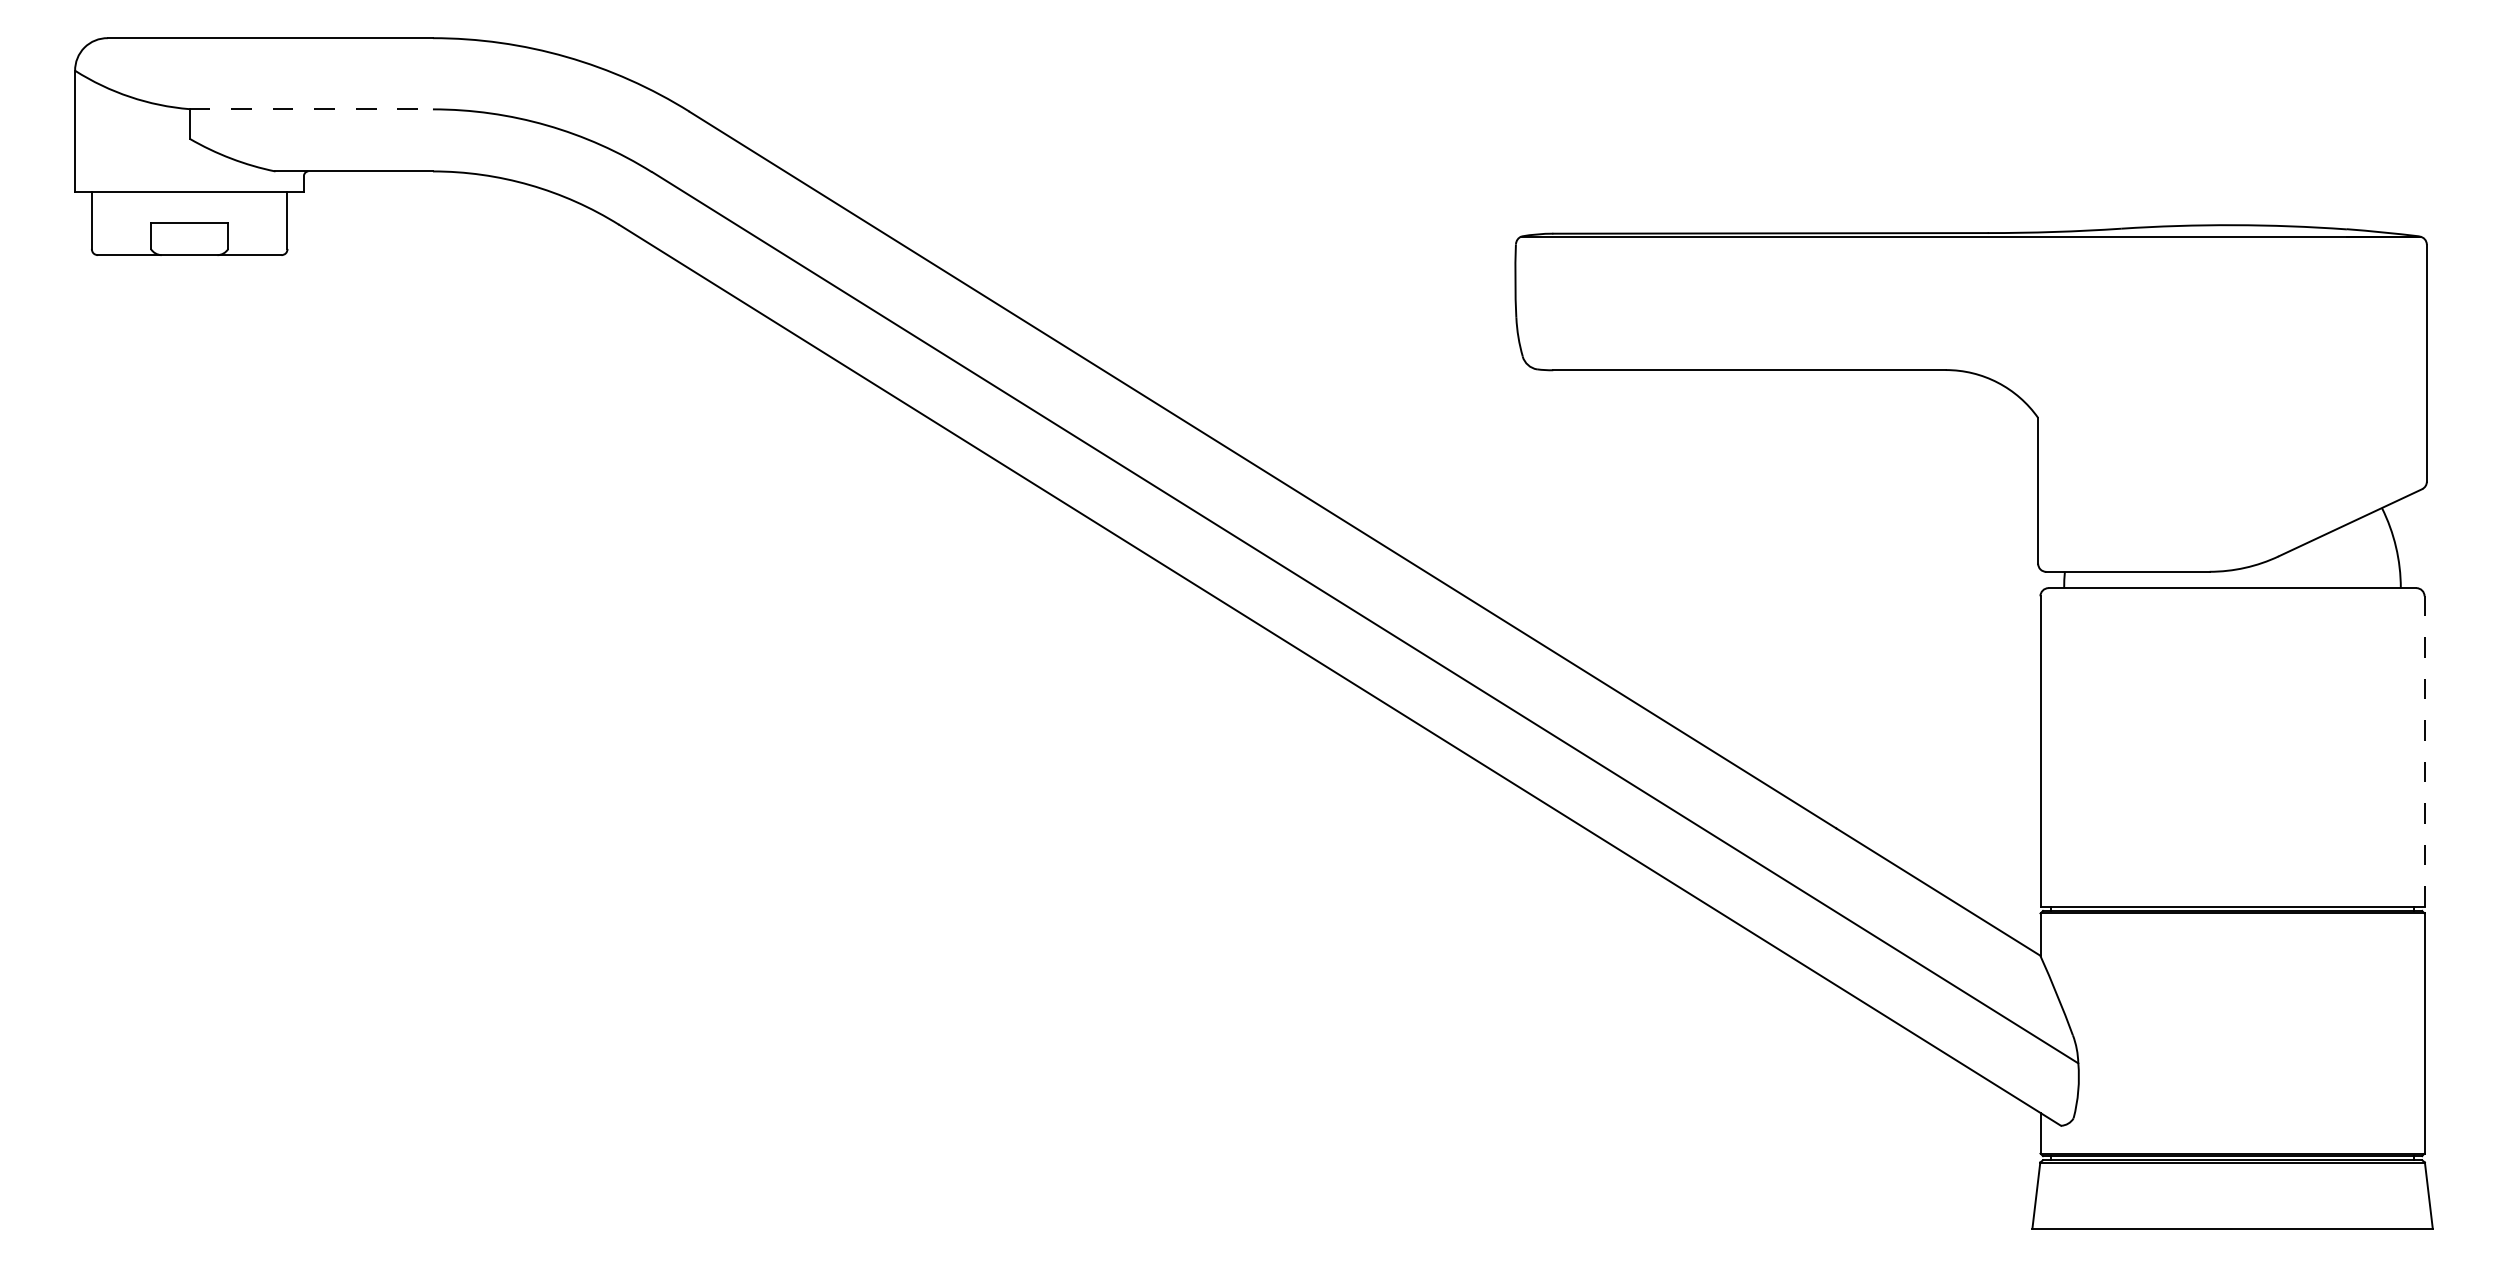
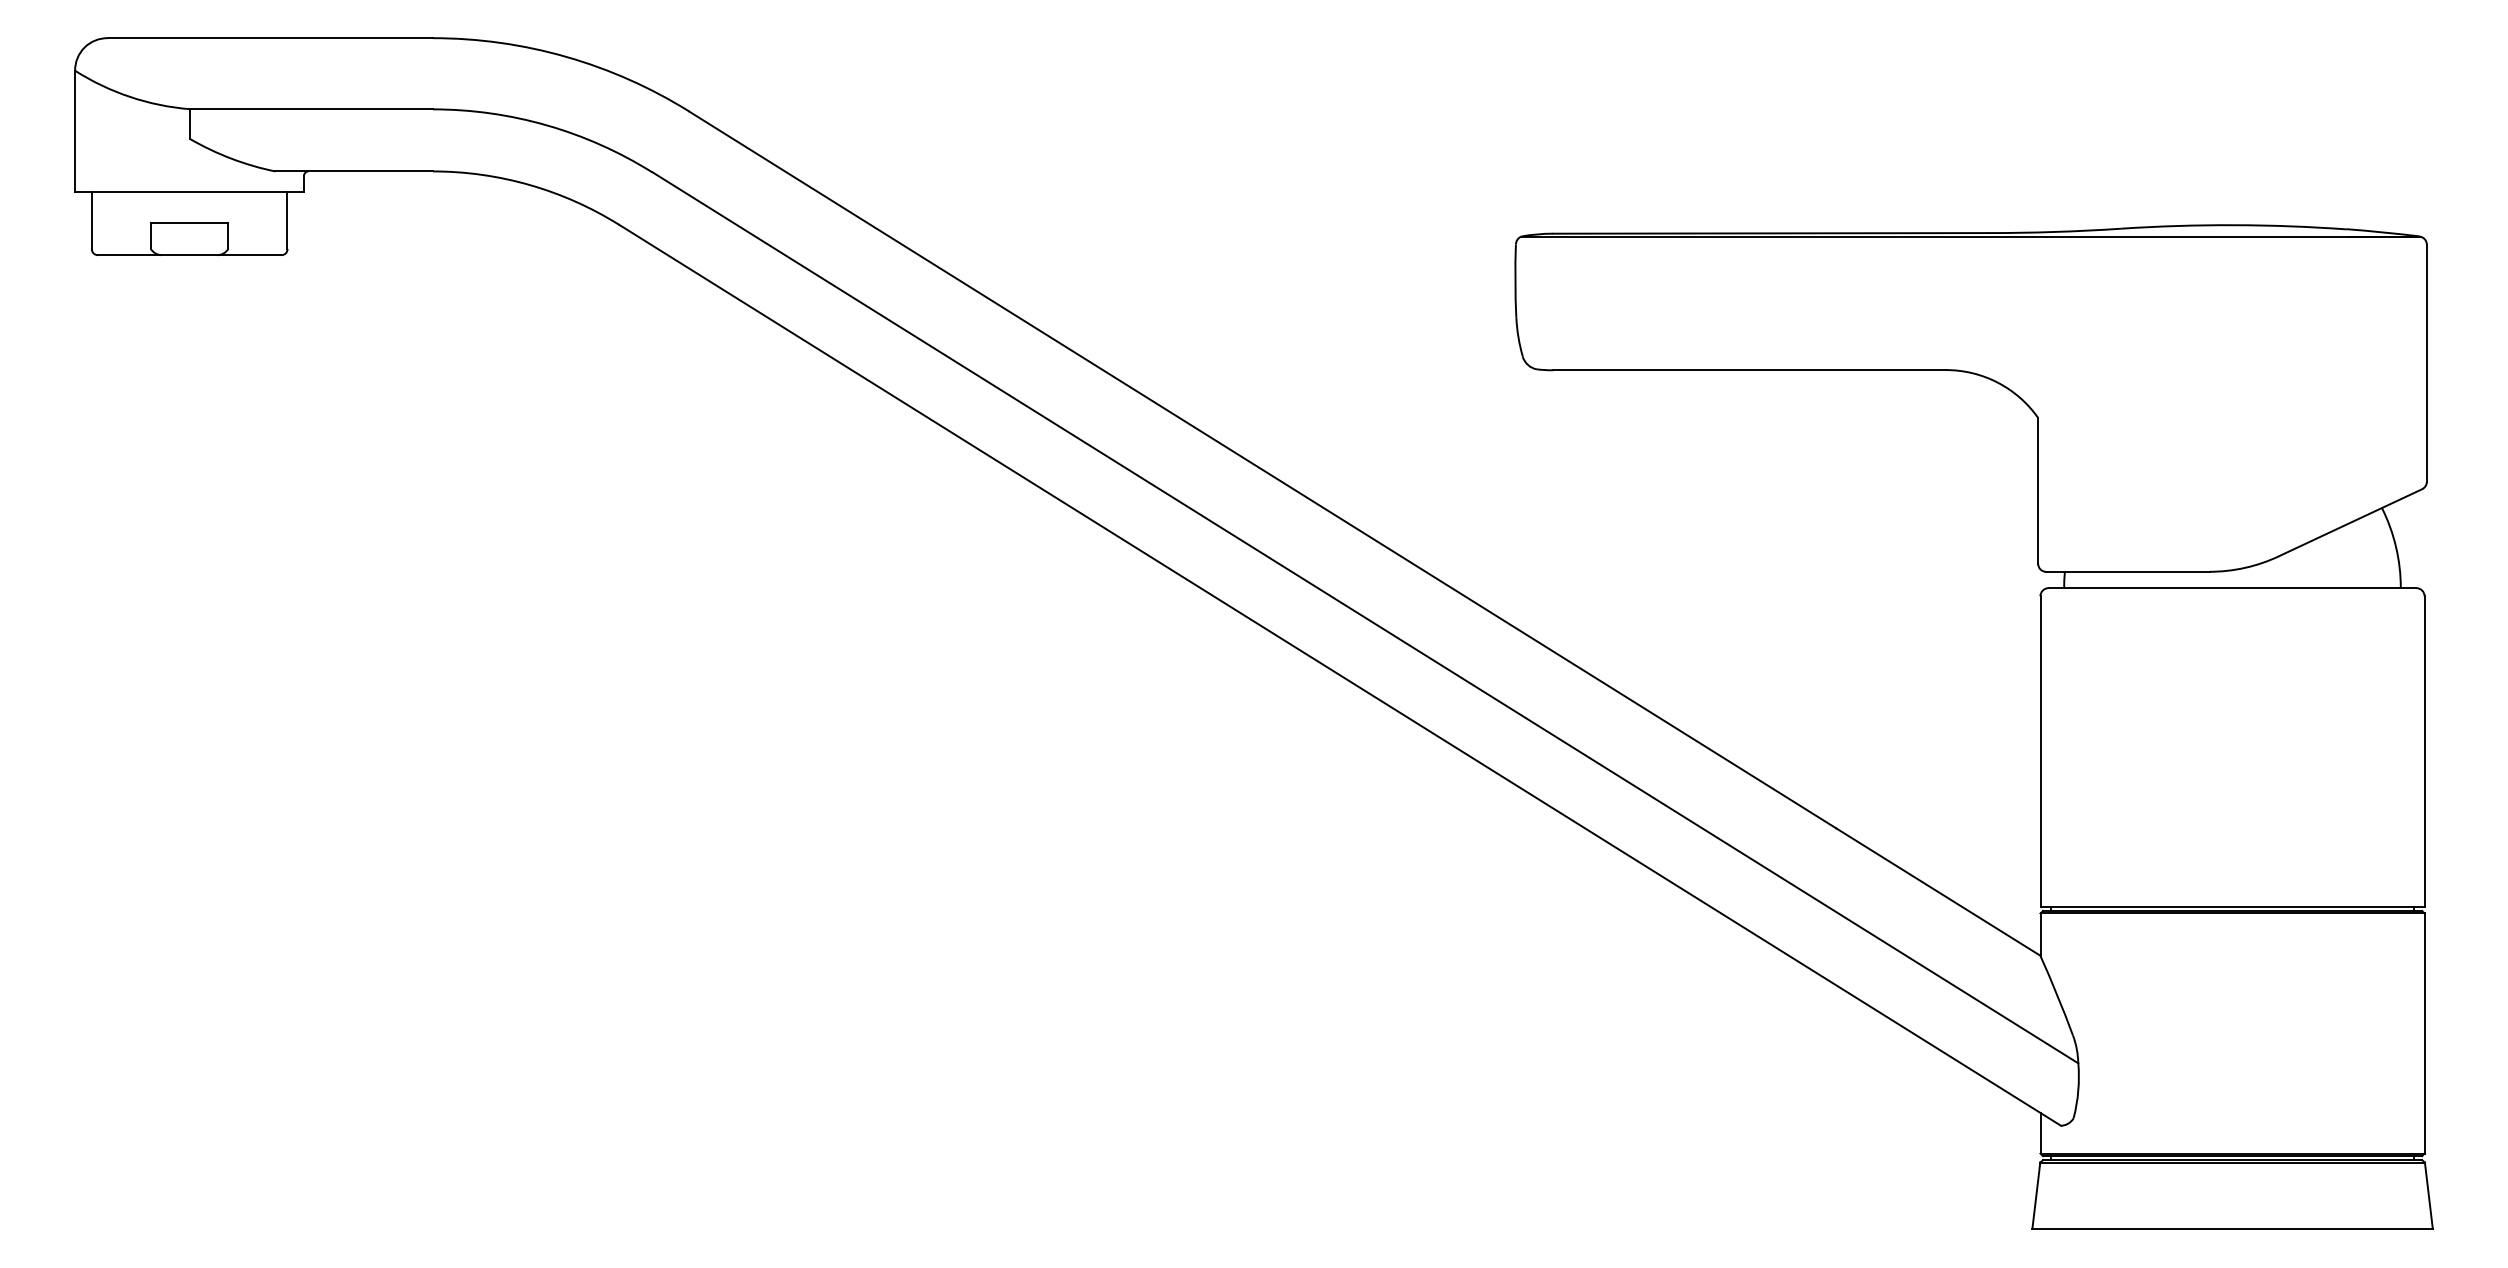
line: dashed -> solid (311, 109)
line: dashed -> solid (2424, 751)
